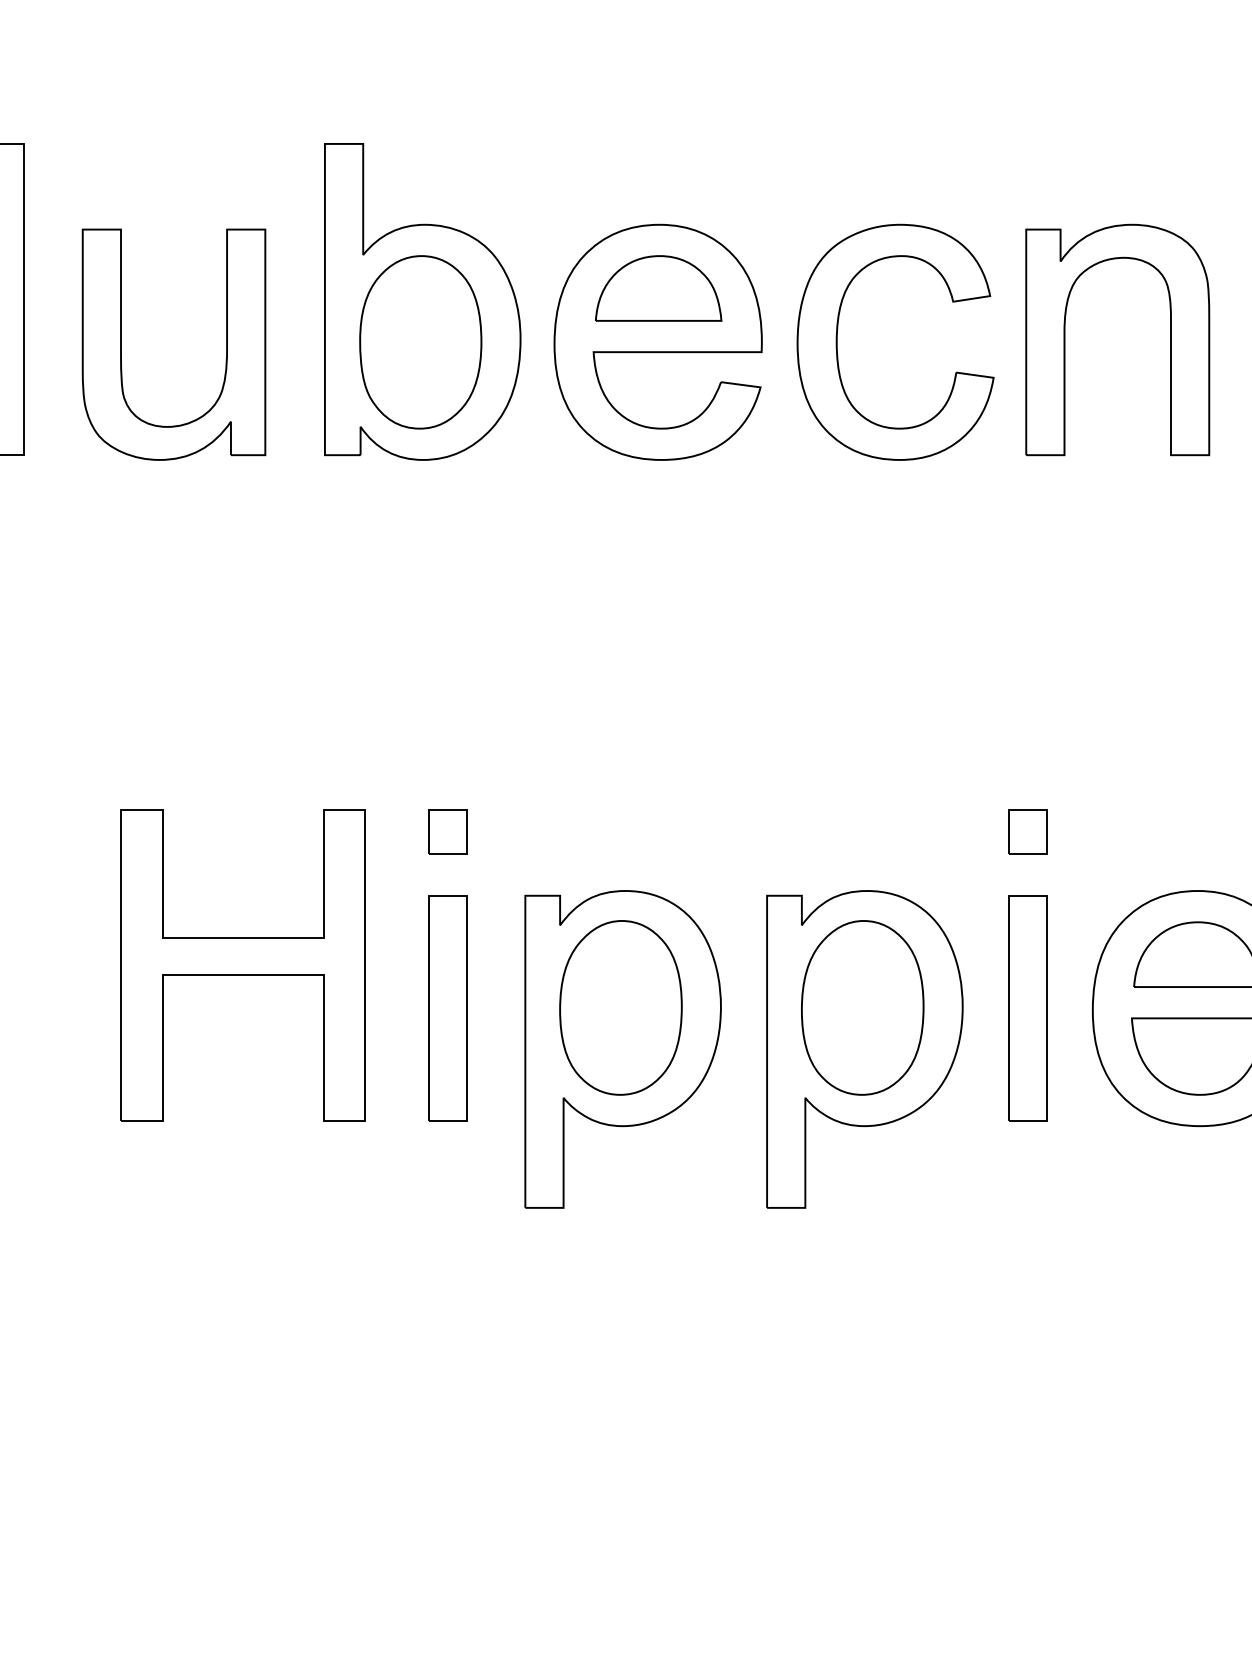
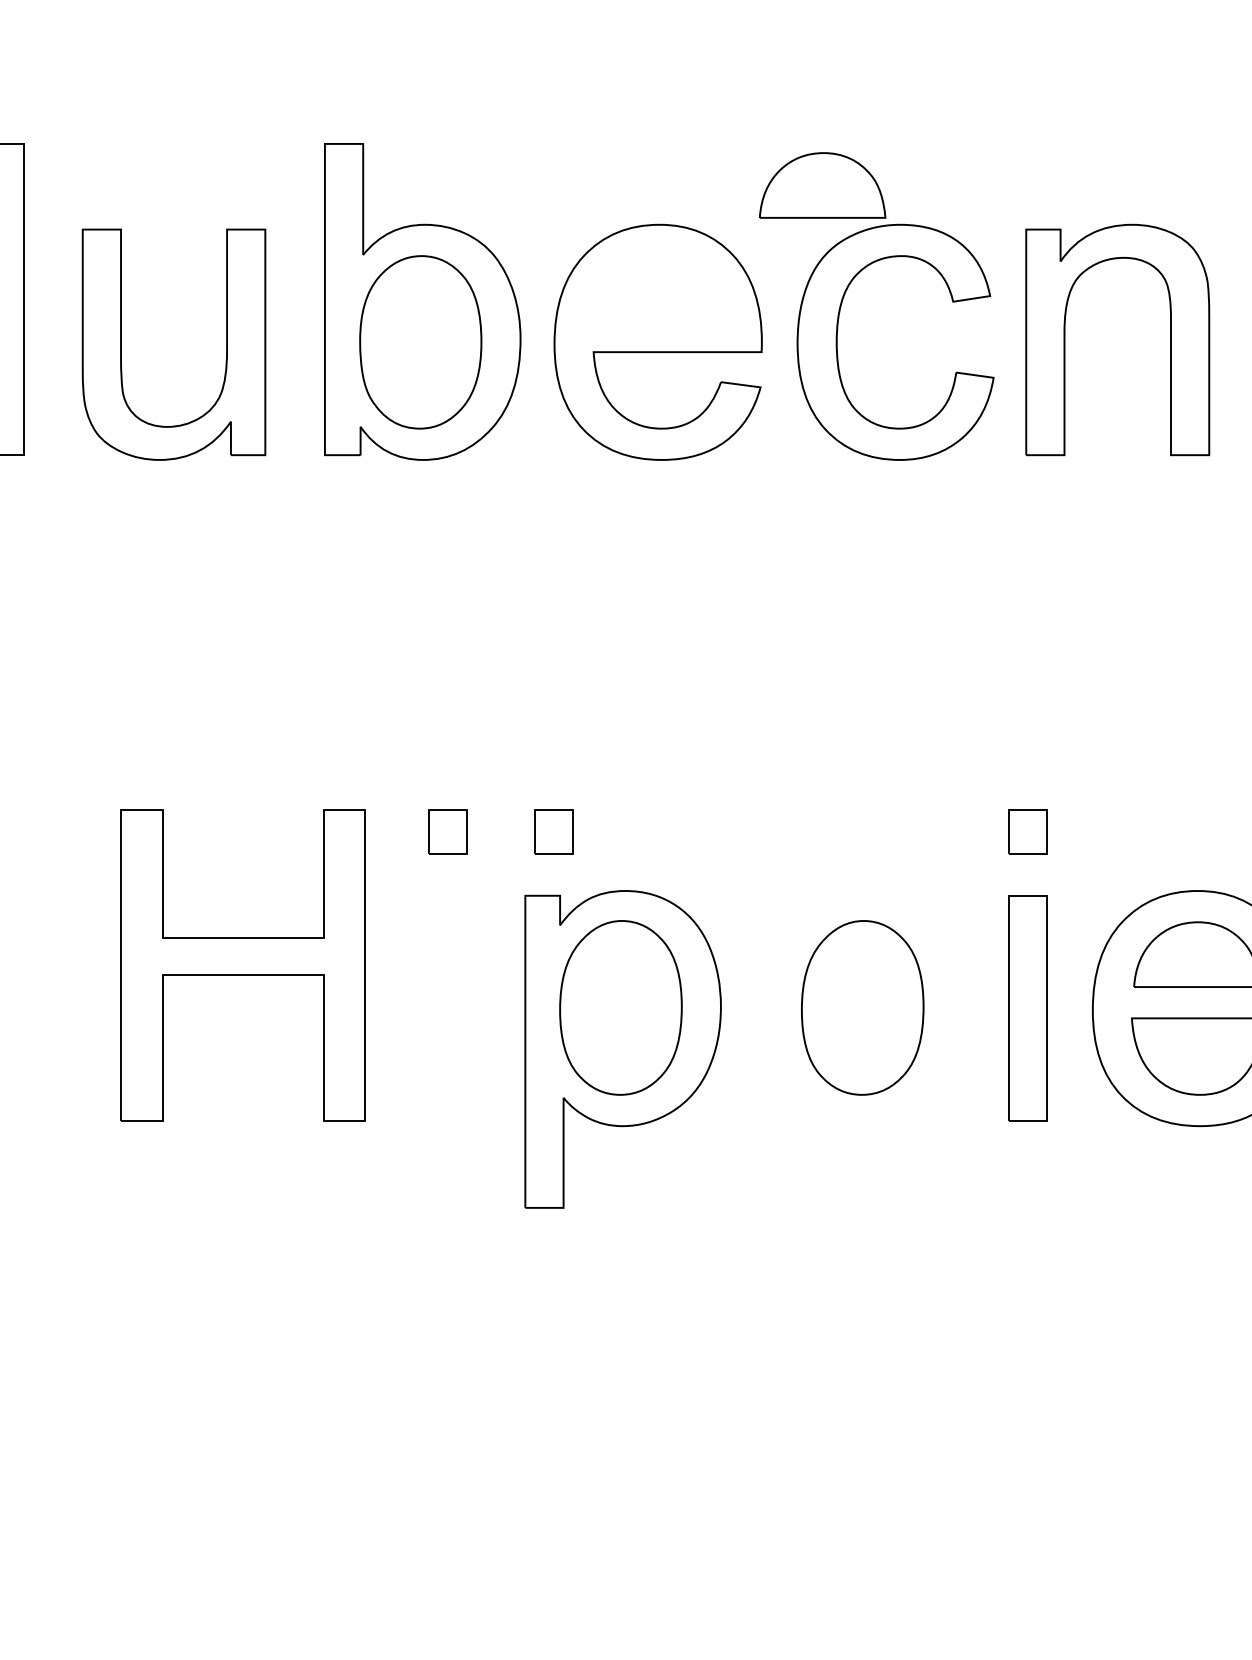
part position: (658, 288) -> (822, 185) (822, 185)
part: none -> present (553, 831)
part: present -> none (447, 1008)
part: present -> none (864, 1049)
